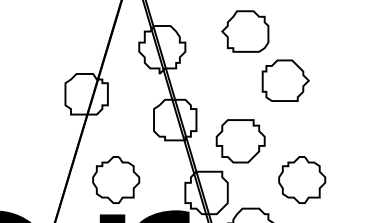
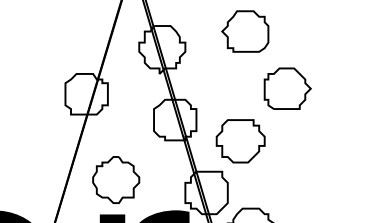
part position: (285, 80) -> (287, 88) (287, 88)
part: present -> none (302, 179)
